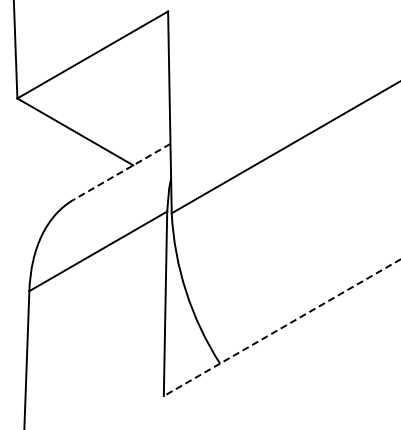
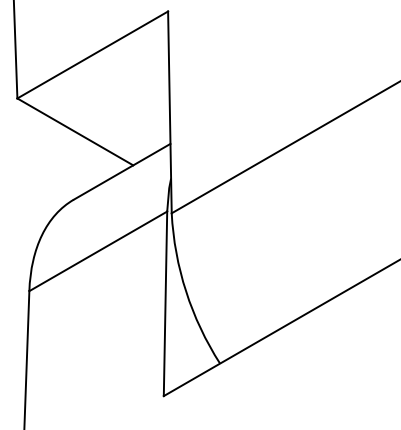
line: dashed -> solid (122, 171)
line: dashed -> solid (281, 328)
